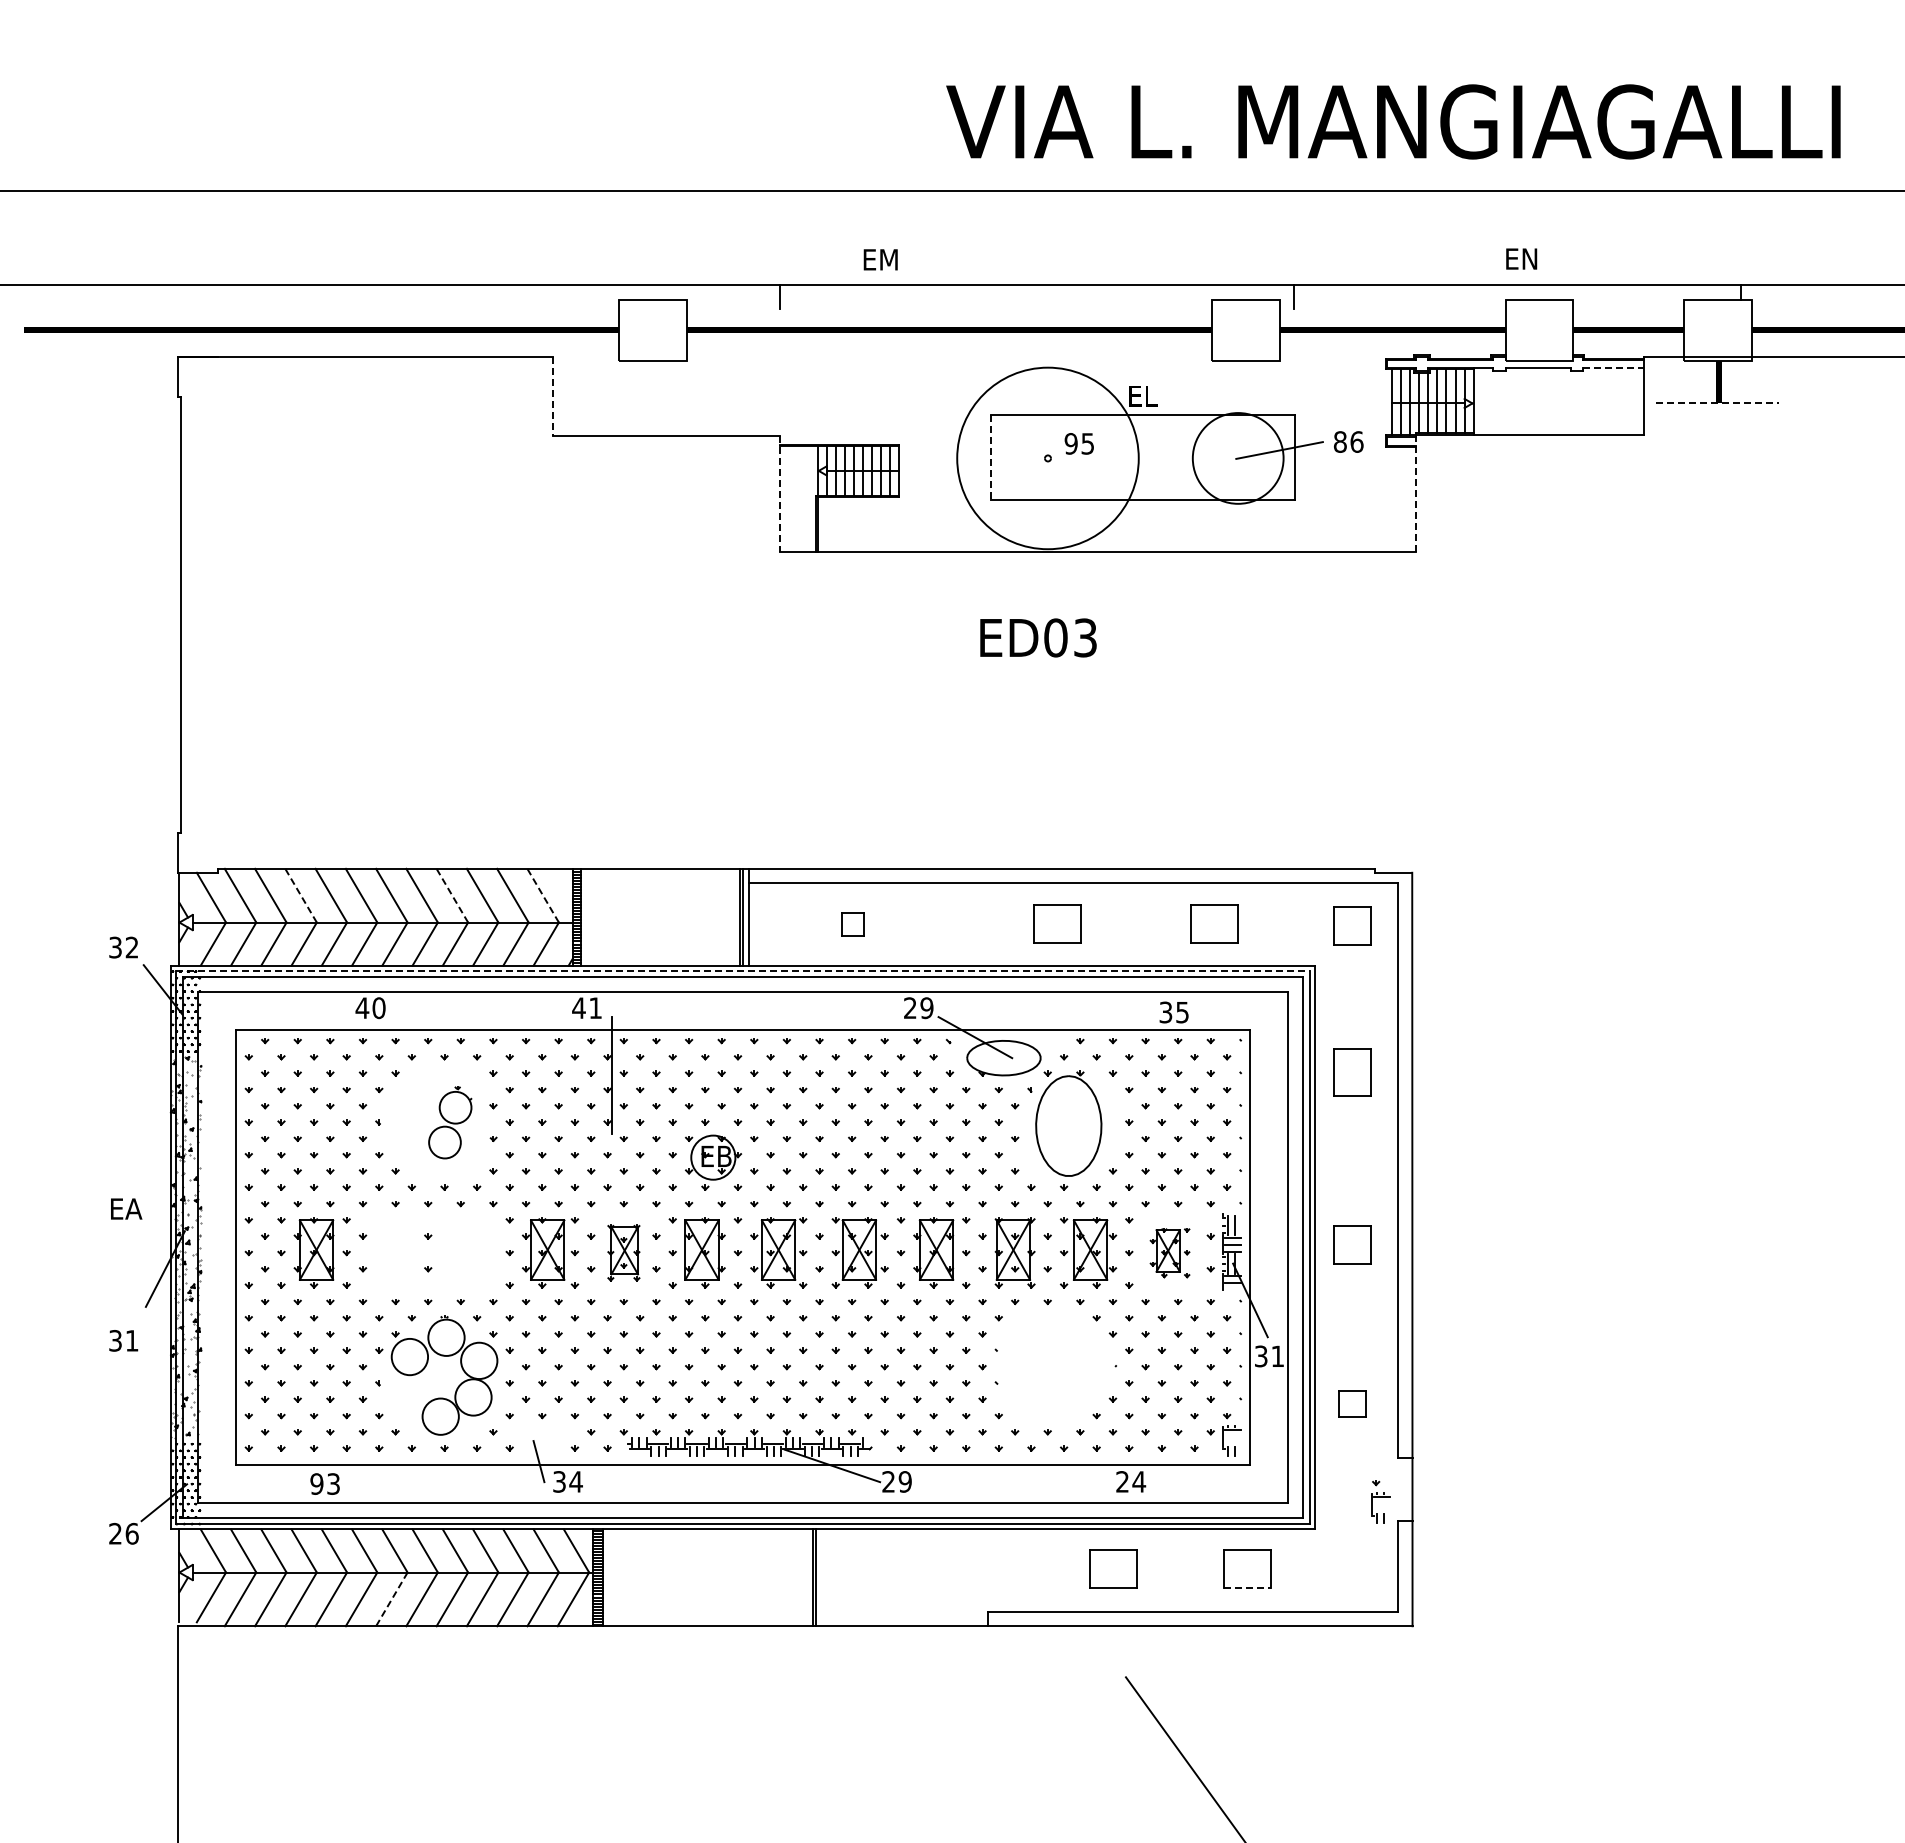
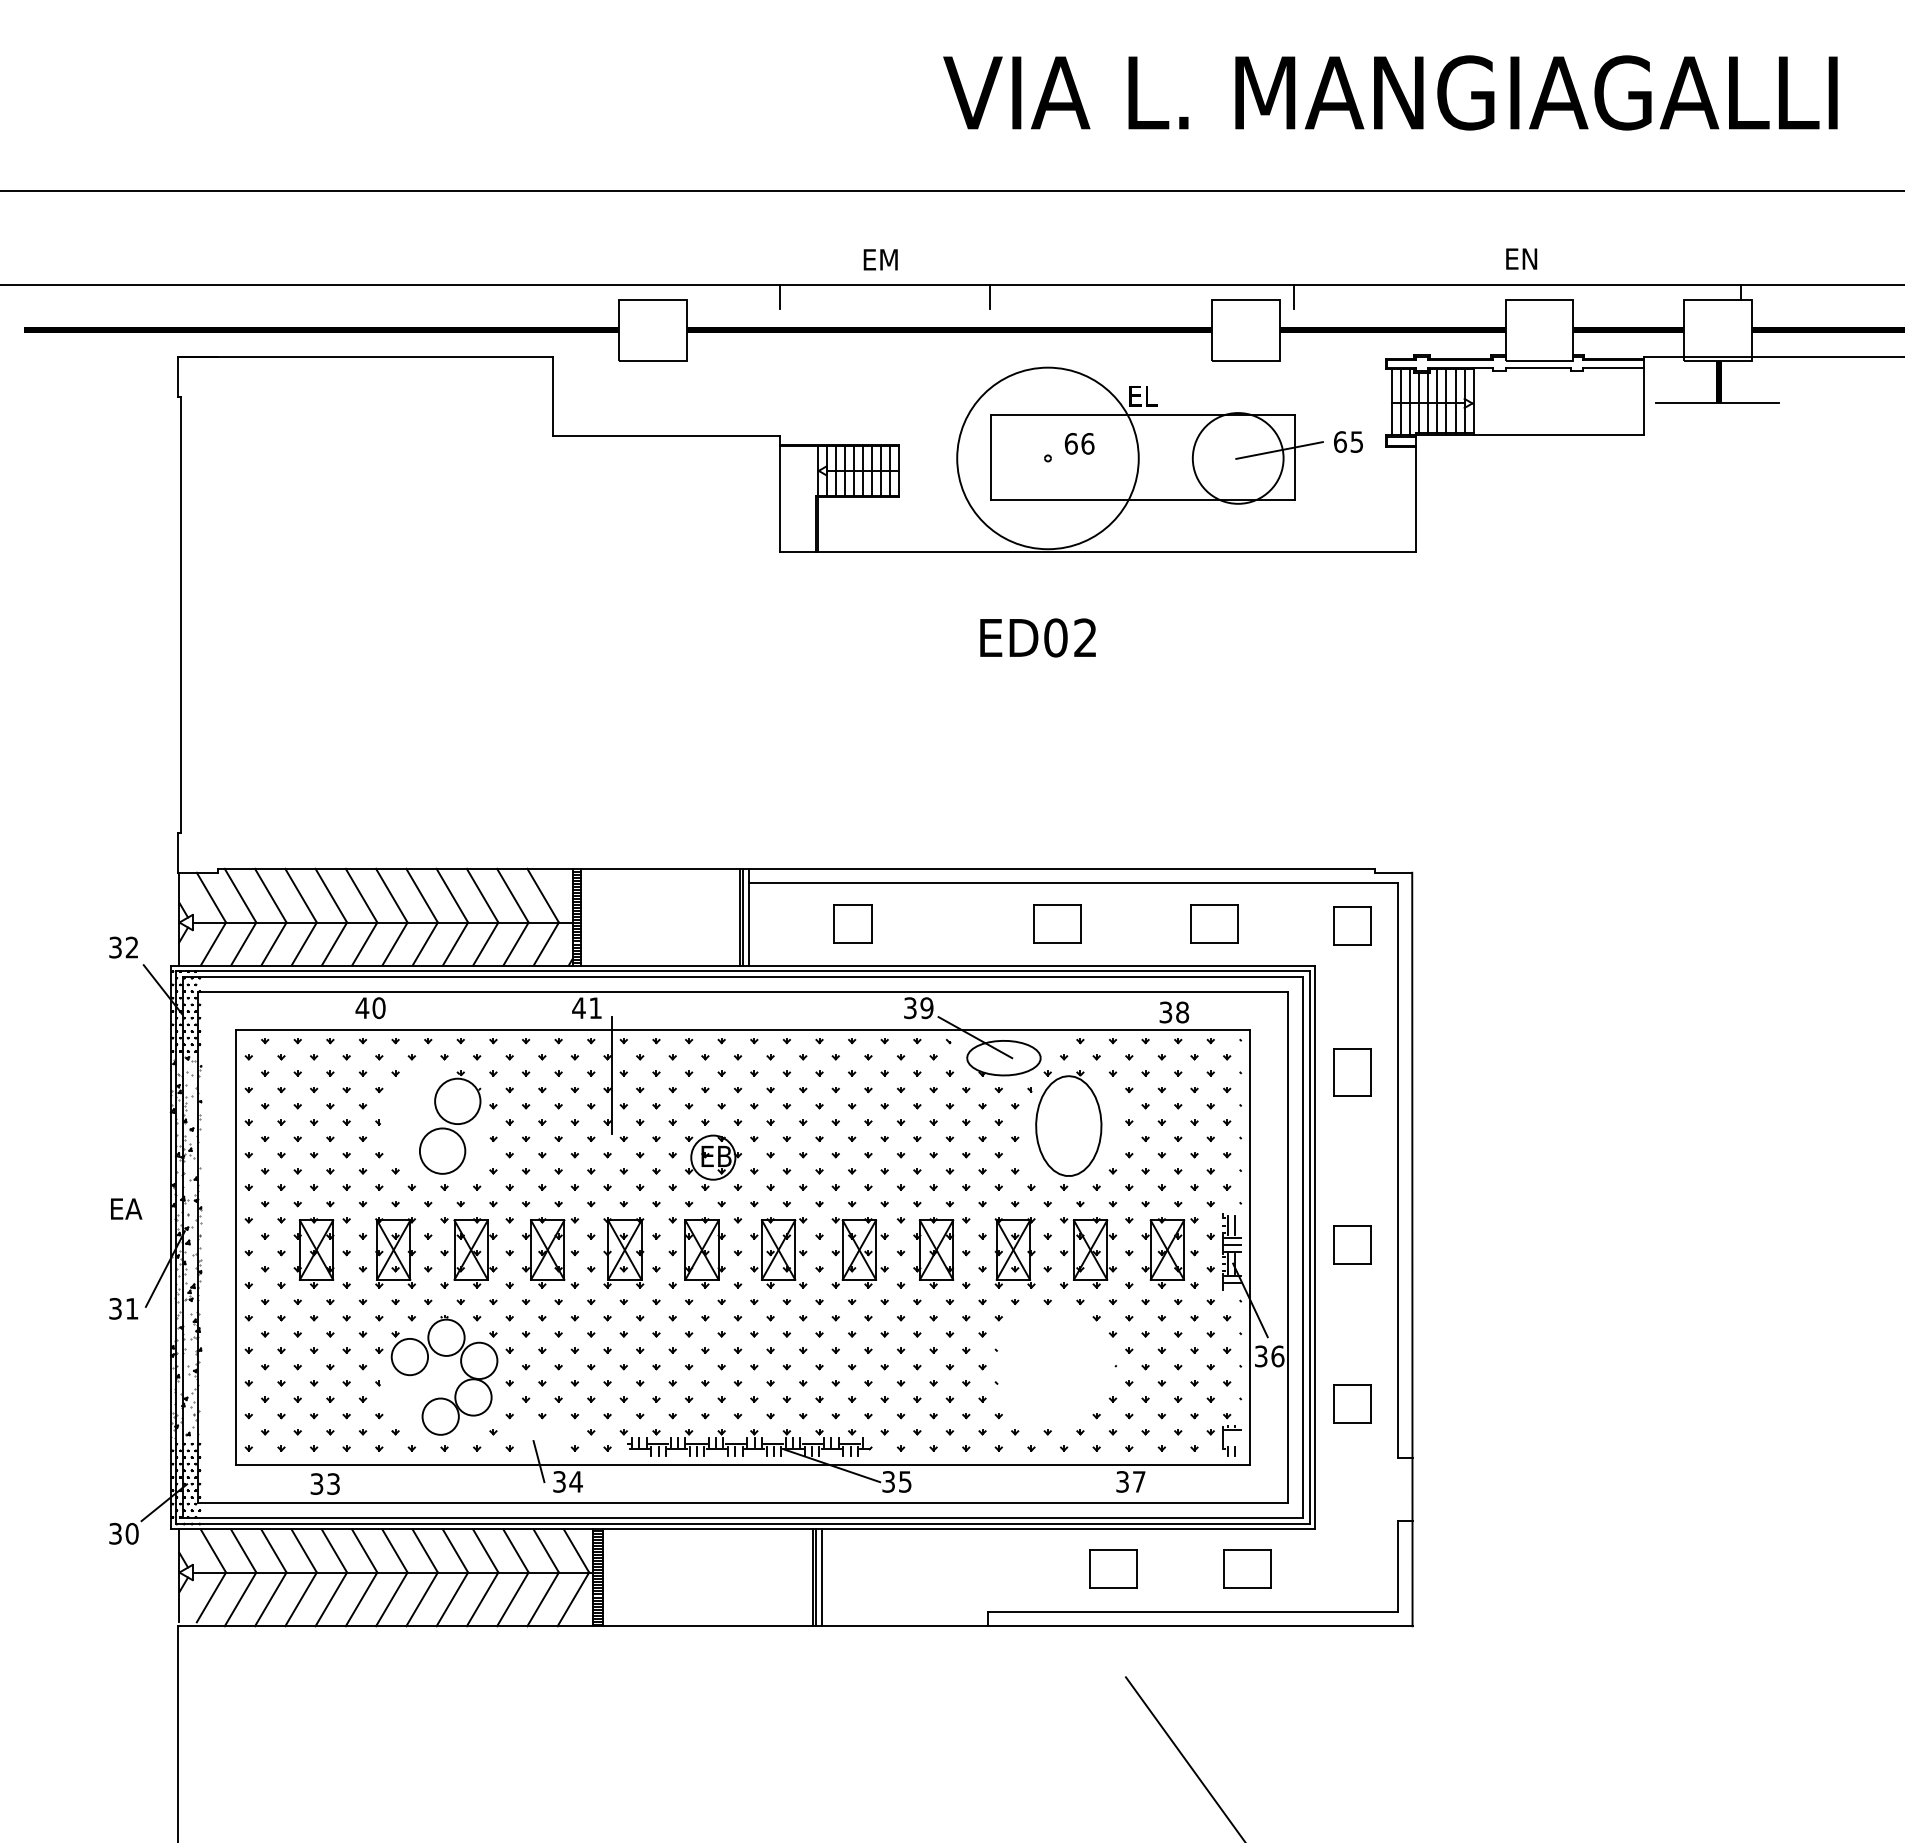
text position: (1393, 121) -> (1390, 92) (1390, 92)
line: none -> present (989, 296)
line: dashed -> solid (1613, 367)
line: dashed -> solid (552, 397)
line: dashed -> solid (1717, 403)
text: 86 -> 65 (1348, 441)
text: 95 -> 66 (1079, 443)
line: dashed -> solid (991, 457)
line: dashed -> solid (1415, 492)
line: dashed -> solid (779, 493)
text: ED03 -> ED02 (1085, 637)
line: dashed -> solid (300, 895)
line: dashed -> solid (452, 895)
line: dashed -> solid (542, 895)
part size: 24x25 px -> 40x40 px (852, 923)
line: dashed -> solid (742, 970)
text: 29 -> 39 (910, 1008)
text: 35 -> 38 (1182, 1012)
part size: 45x74 px -> 63x105 px (450, 1122)
part: none -> present (395, 1252)
part: none -> present (468, 1252)
part size: 34x58 px -> 42x72 px (623, 1252)
part size: 42x51 px -> 58x72 px (1169, 1252)
text position: (123, 1340) -> (123, 1308) (123, 1308)
text: 31 -> 36 (1277, 1356)
part size: 29x28 px -> 39x40 px (1352, 1403)
text: 29 -> 35 (896, 1481)
text: 24 -> 37 (1131, 1481)
text: 93 -> 33 (316, 1483)
part: present -> none (1380, 1501)
text: 26 -> 30 (123, 1533)
line: none -> present (821, 1577)
line: dashed -> solid (1248, 1587)
line: dashed -> solid (391, 1599)
